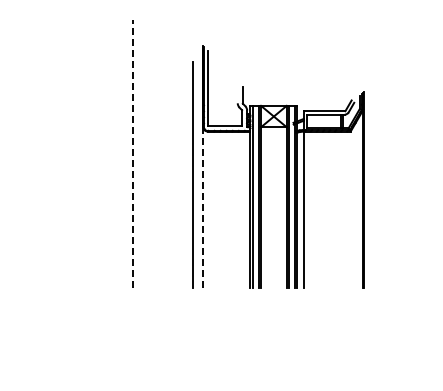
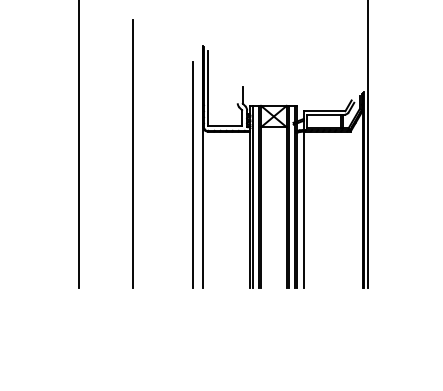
line: none -> present (79, 144)
line: none -> present (368, 144)
line: dashed -> solid (132, 154)
line: dashed -> solid (203, 206)
